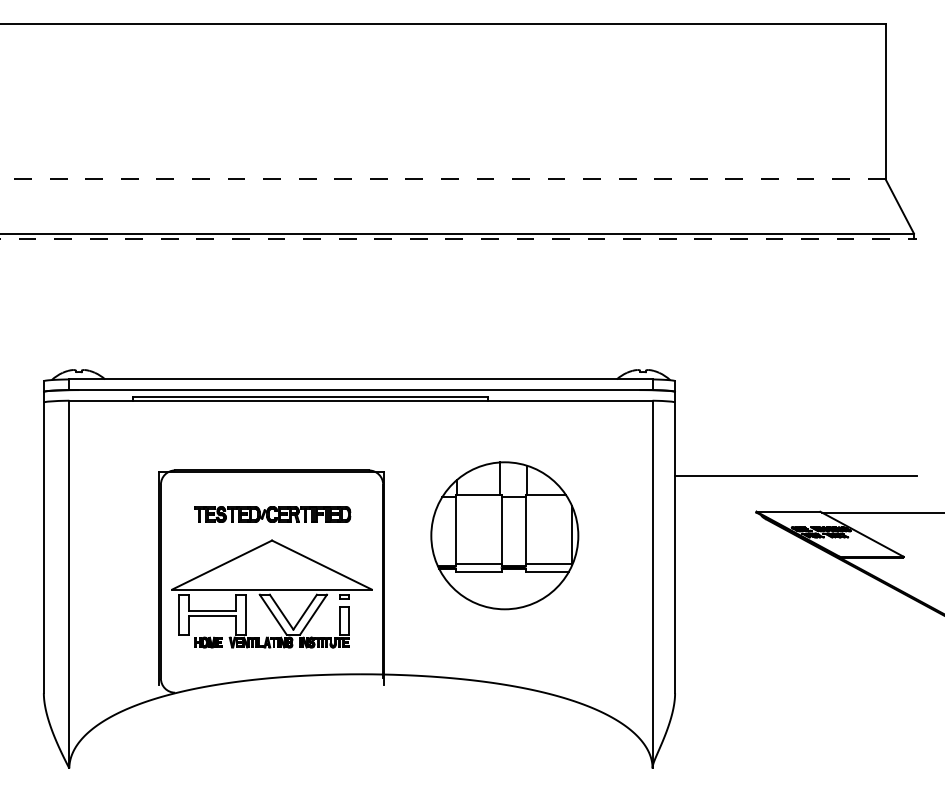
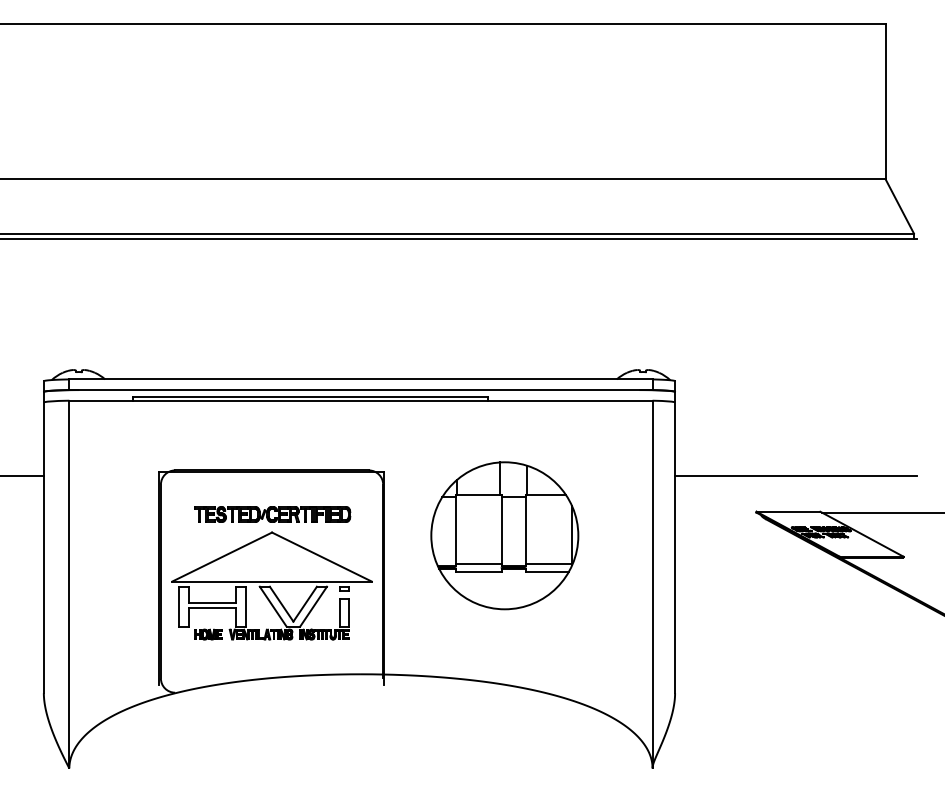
line: dashed -> solid (442, 179)
line: dashed -> solid (458, 238)
line: none -> present (22, 475)
part position: (271, 593) -> (271, 585) (271, 585)
